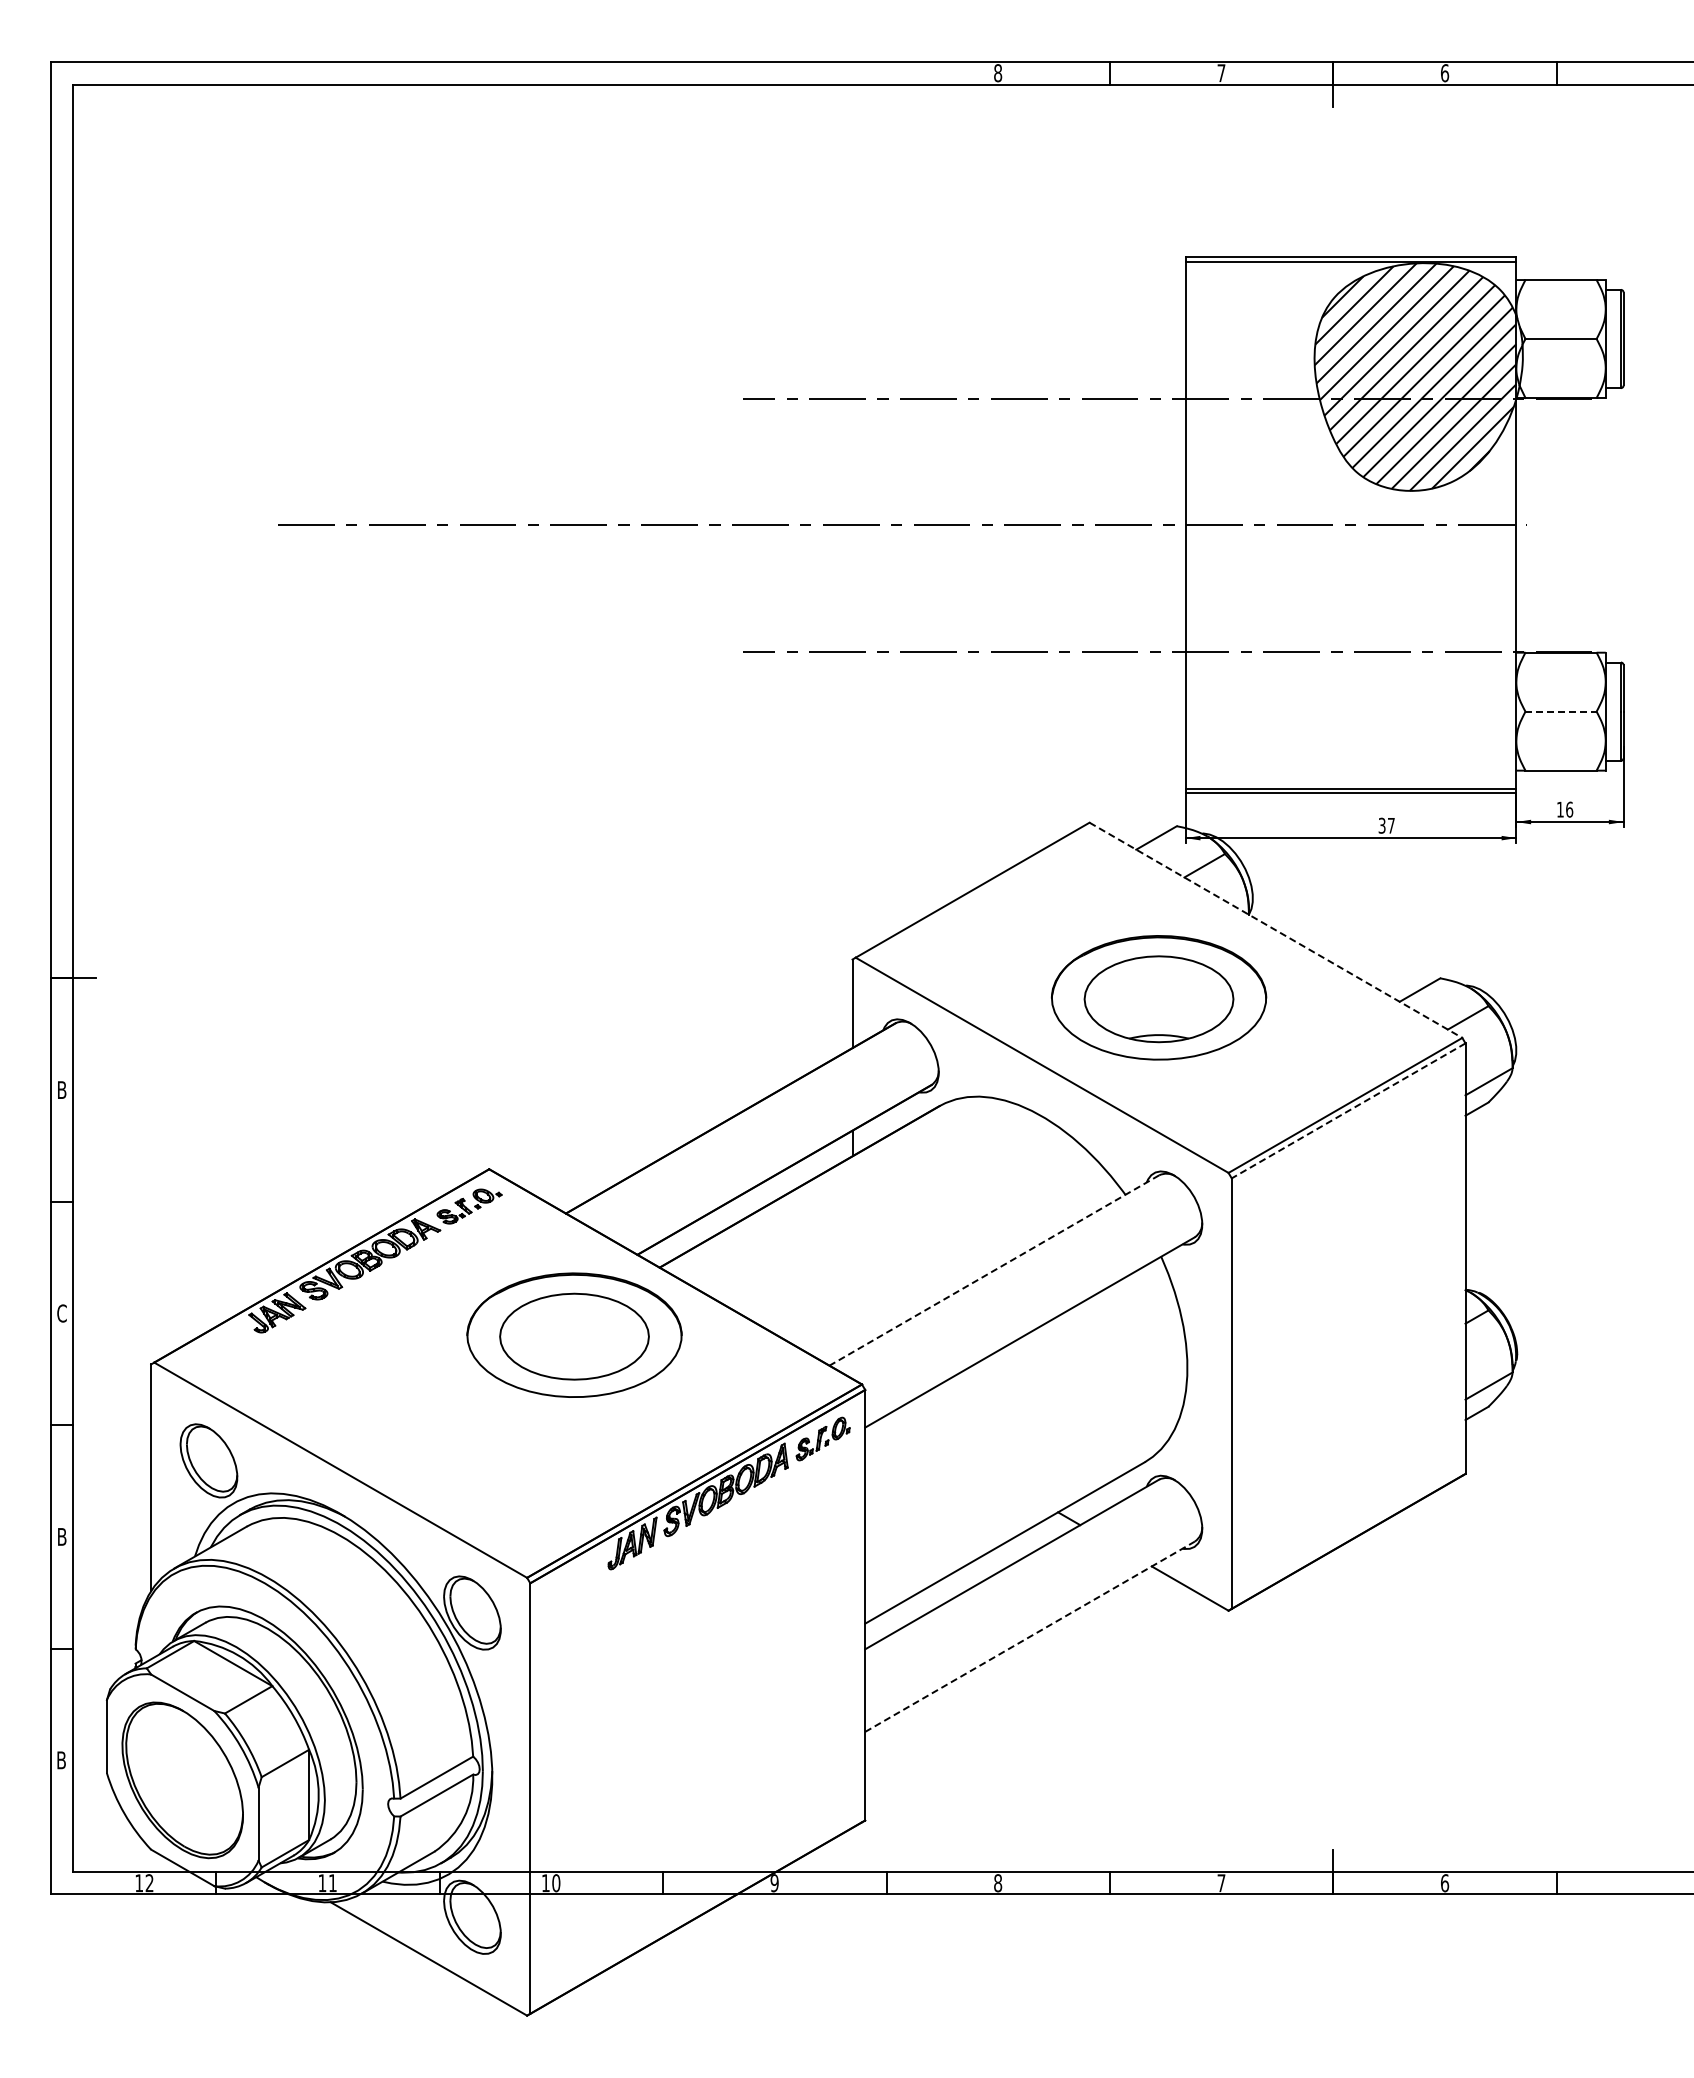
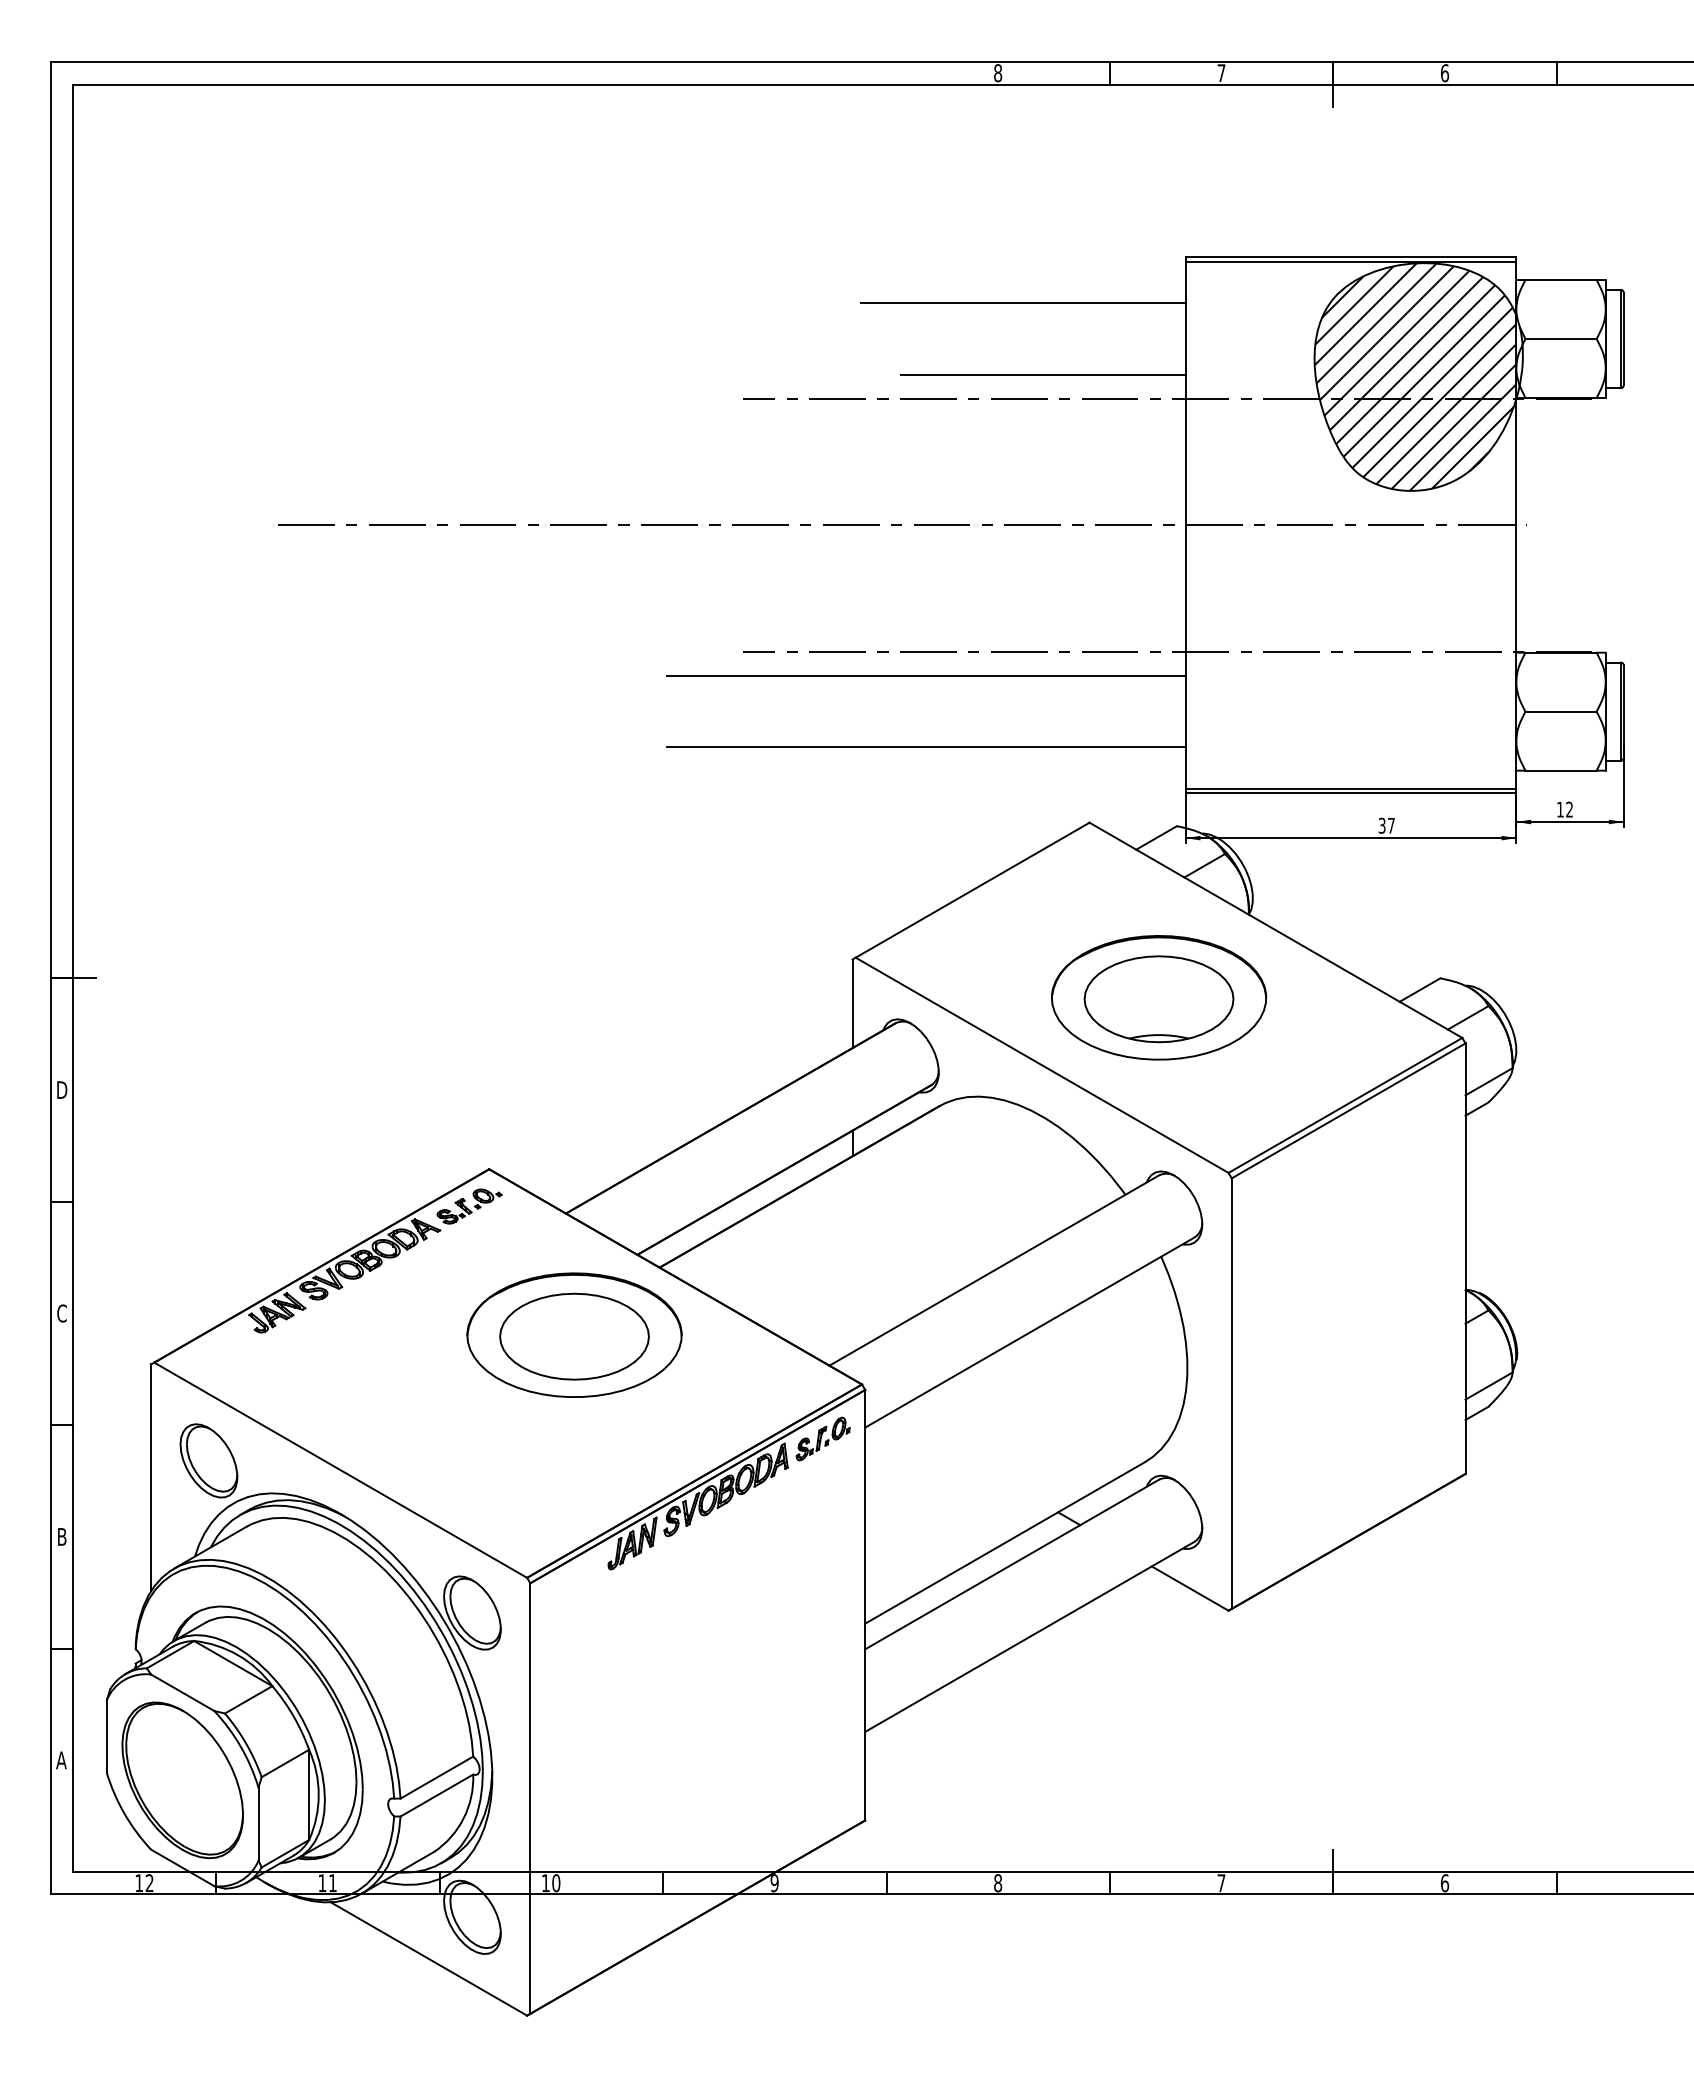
line: none -> present (1023, 303)
line: none -> present (1042, 374)
line: none -> present (926, 675)
line: dashed -> solid (1561, 711)
line: none -> present (926, 747)
text: 16 -> 12 (1569, 809)
line: dashed -> solid (1276, 930)
text: B -> D (62, 1089)
line: dashed -> solid (1348, 1110)
line: dashed -> solid (993, 1270)
line: dashed -> solid (1030, 1636)
text: B -> A (61, 1760)
